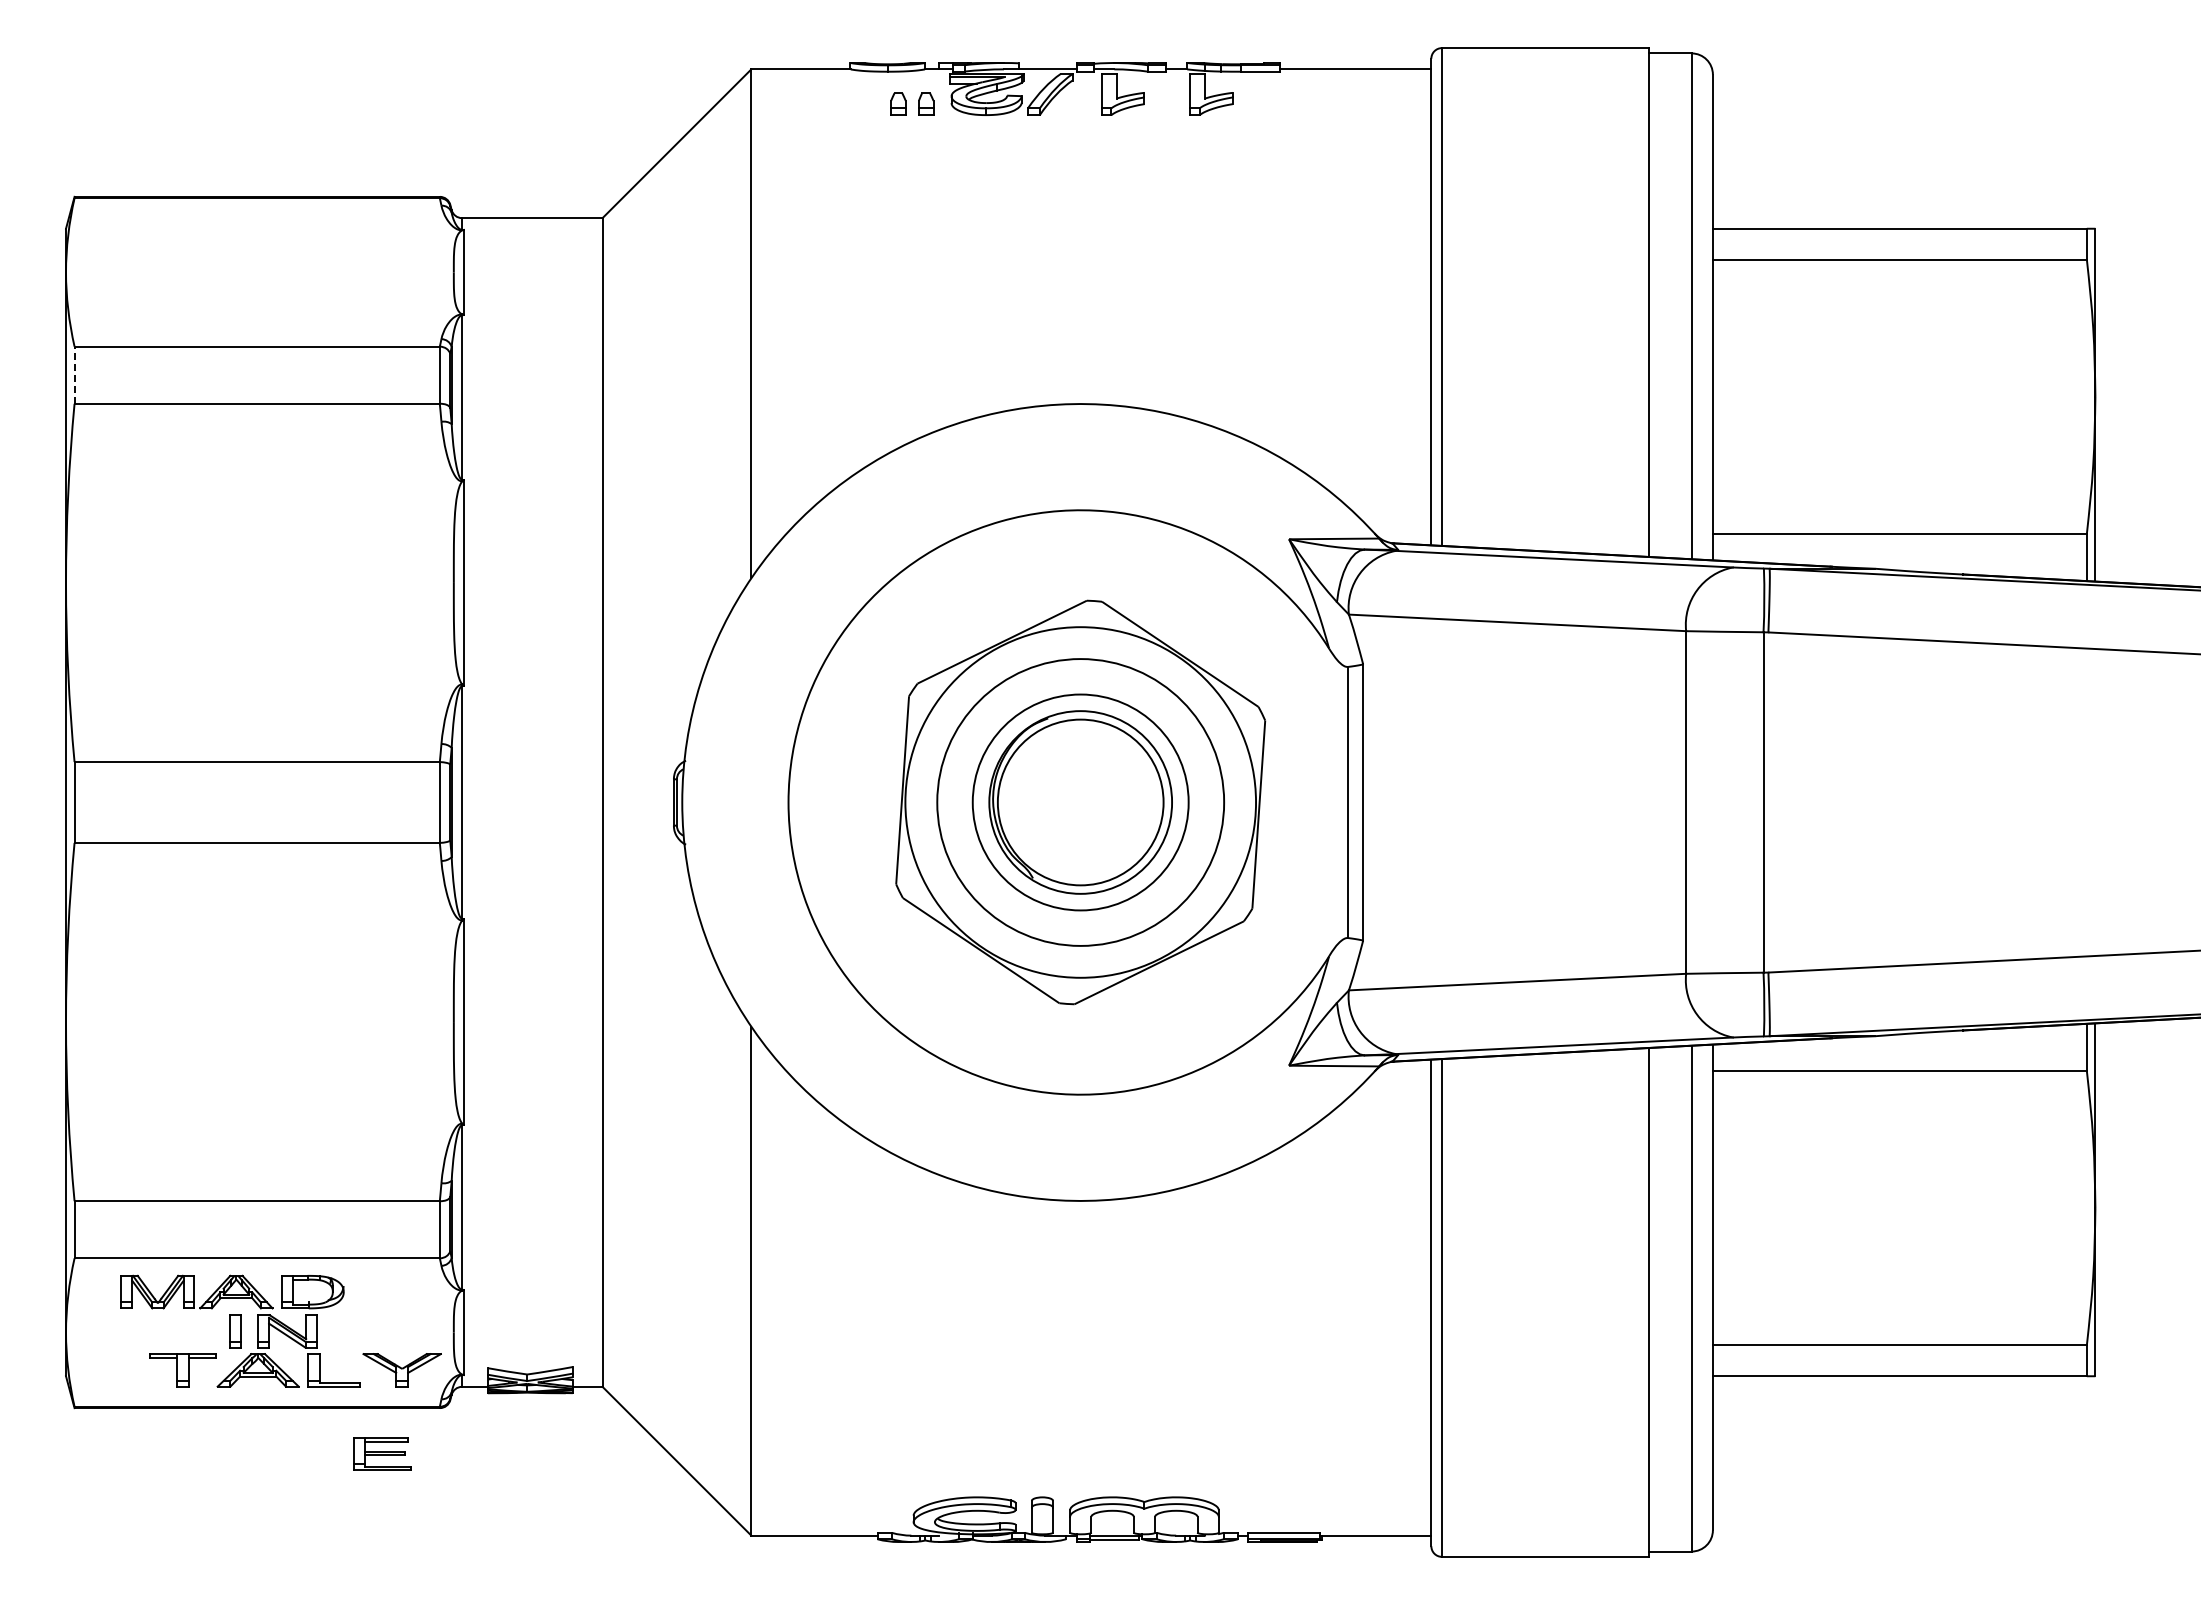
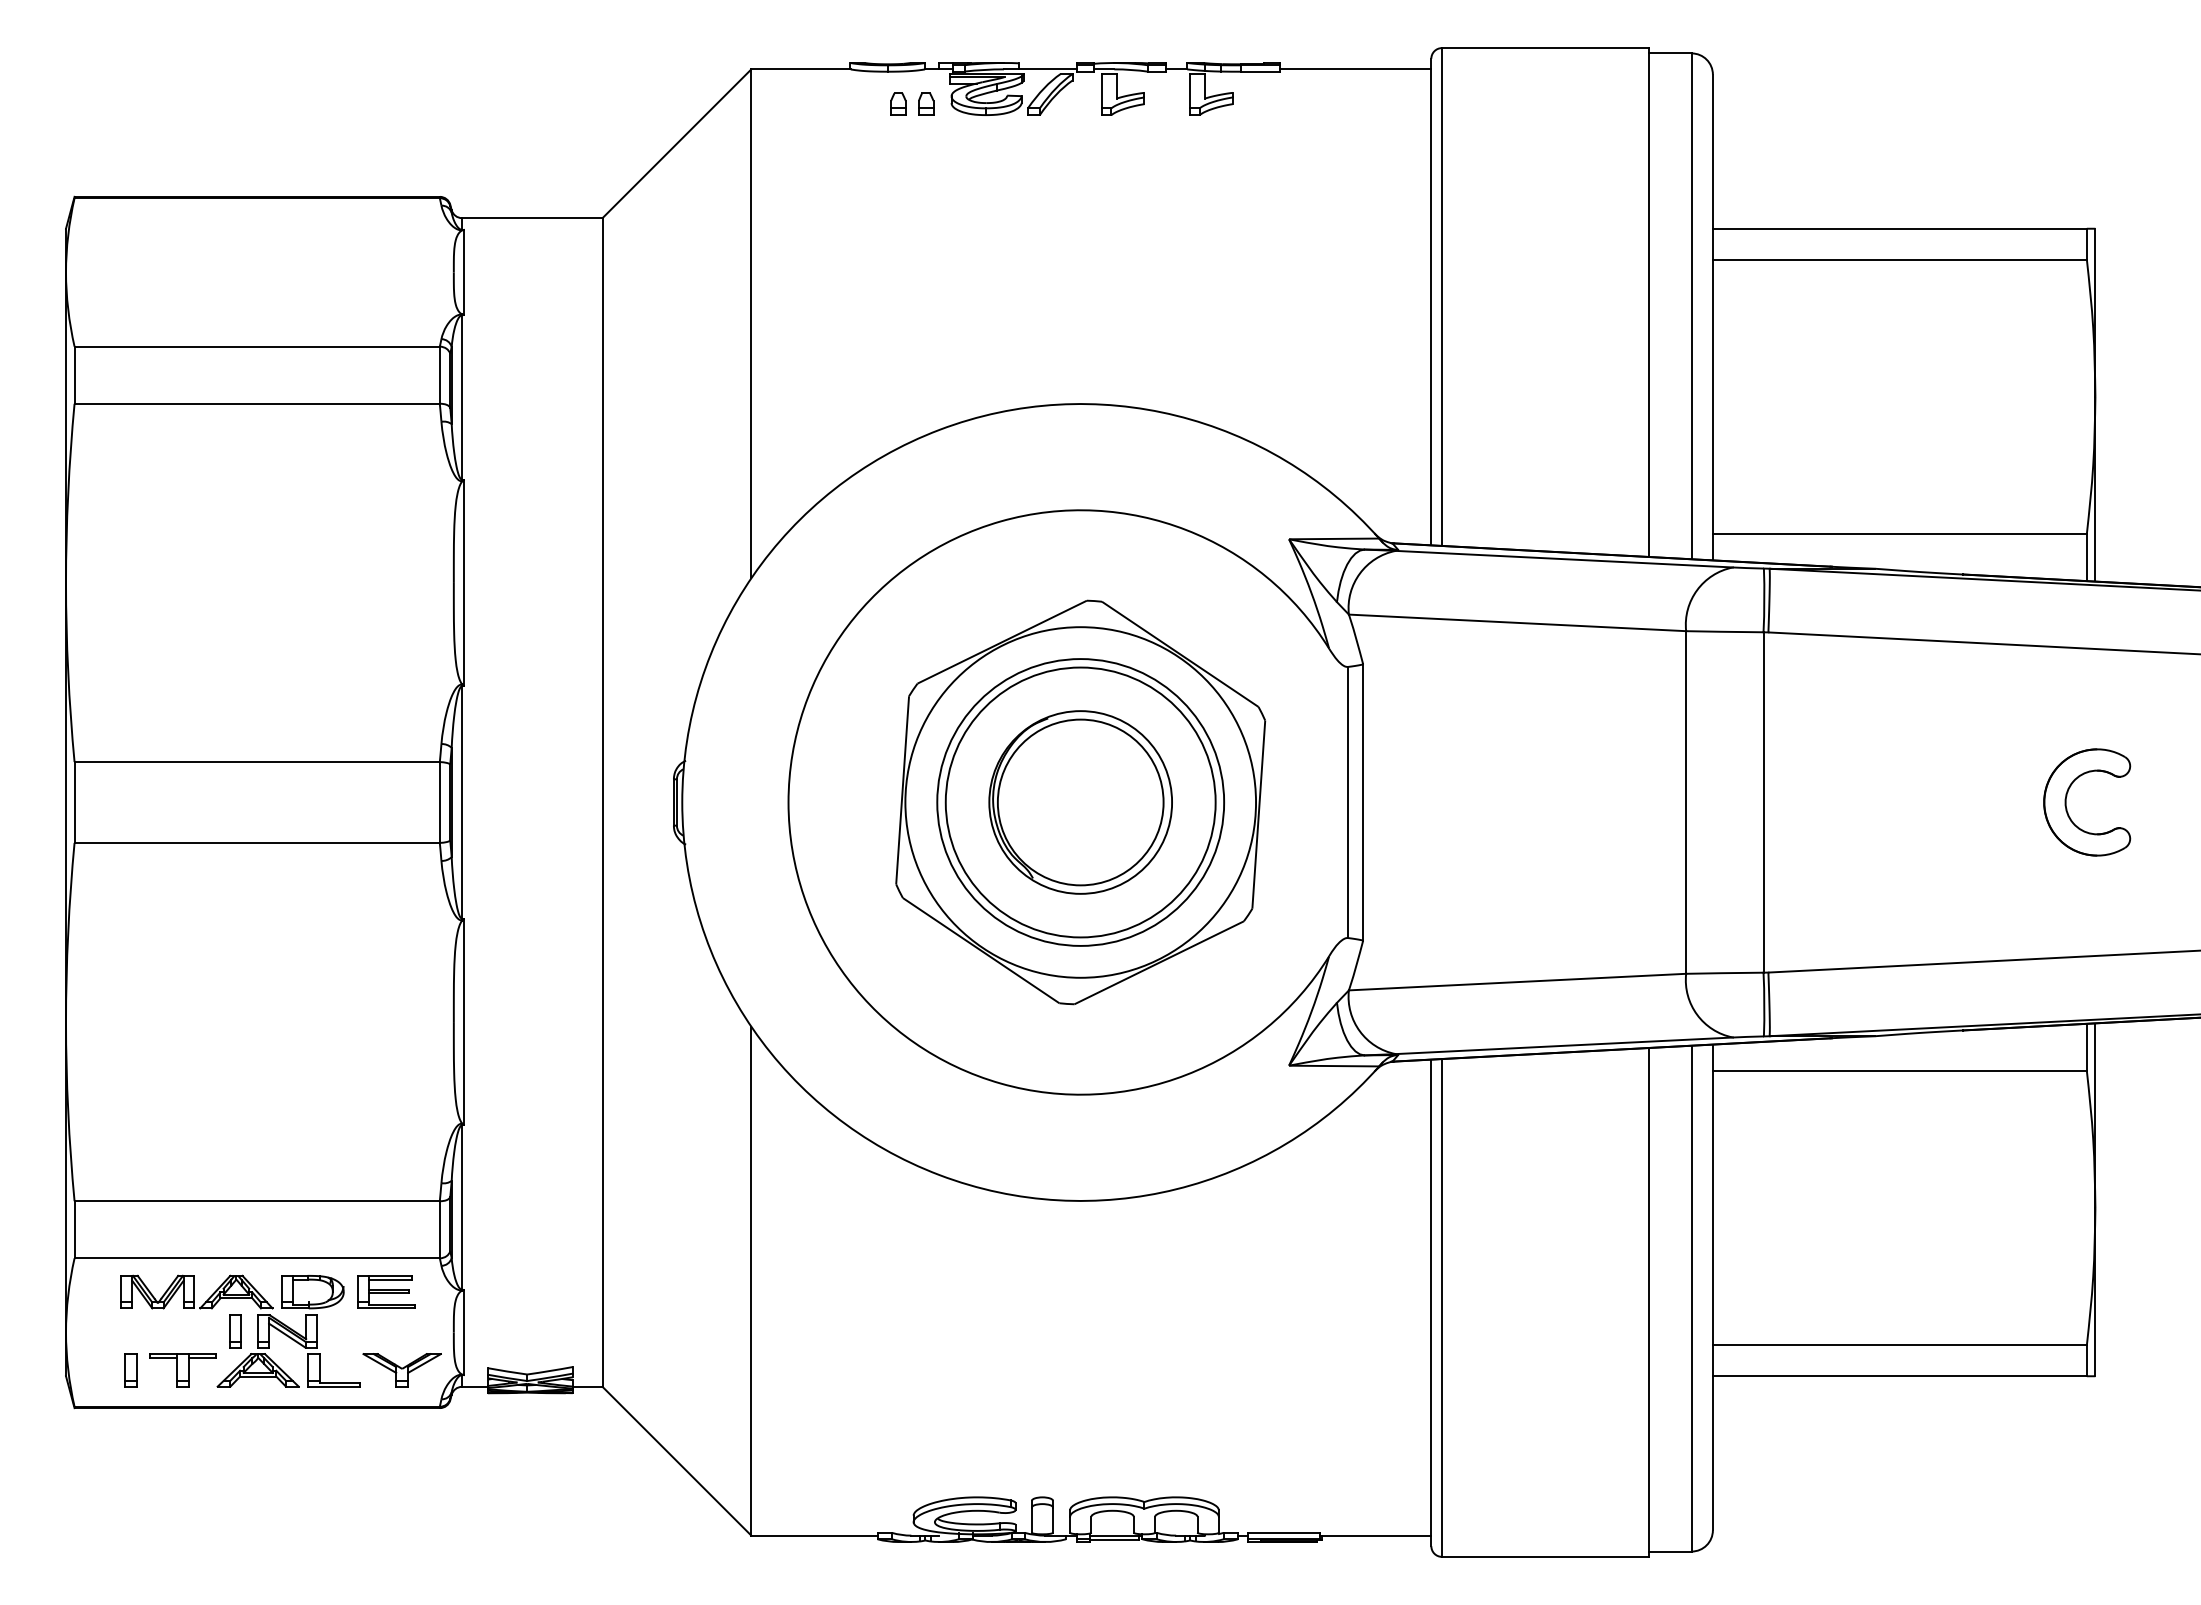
line: dashed -> solid (74, 375)
part: none -> present (2067, 796)
circle diameter: 216 px -> 270 px (1080, 802)
part: none -> present (130, 1370)
part position: (382, 1453) -> (386, 1291) (386, 1291)
